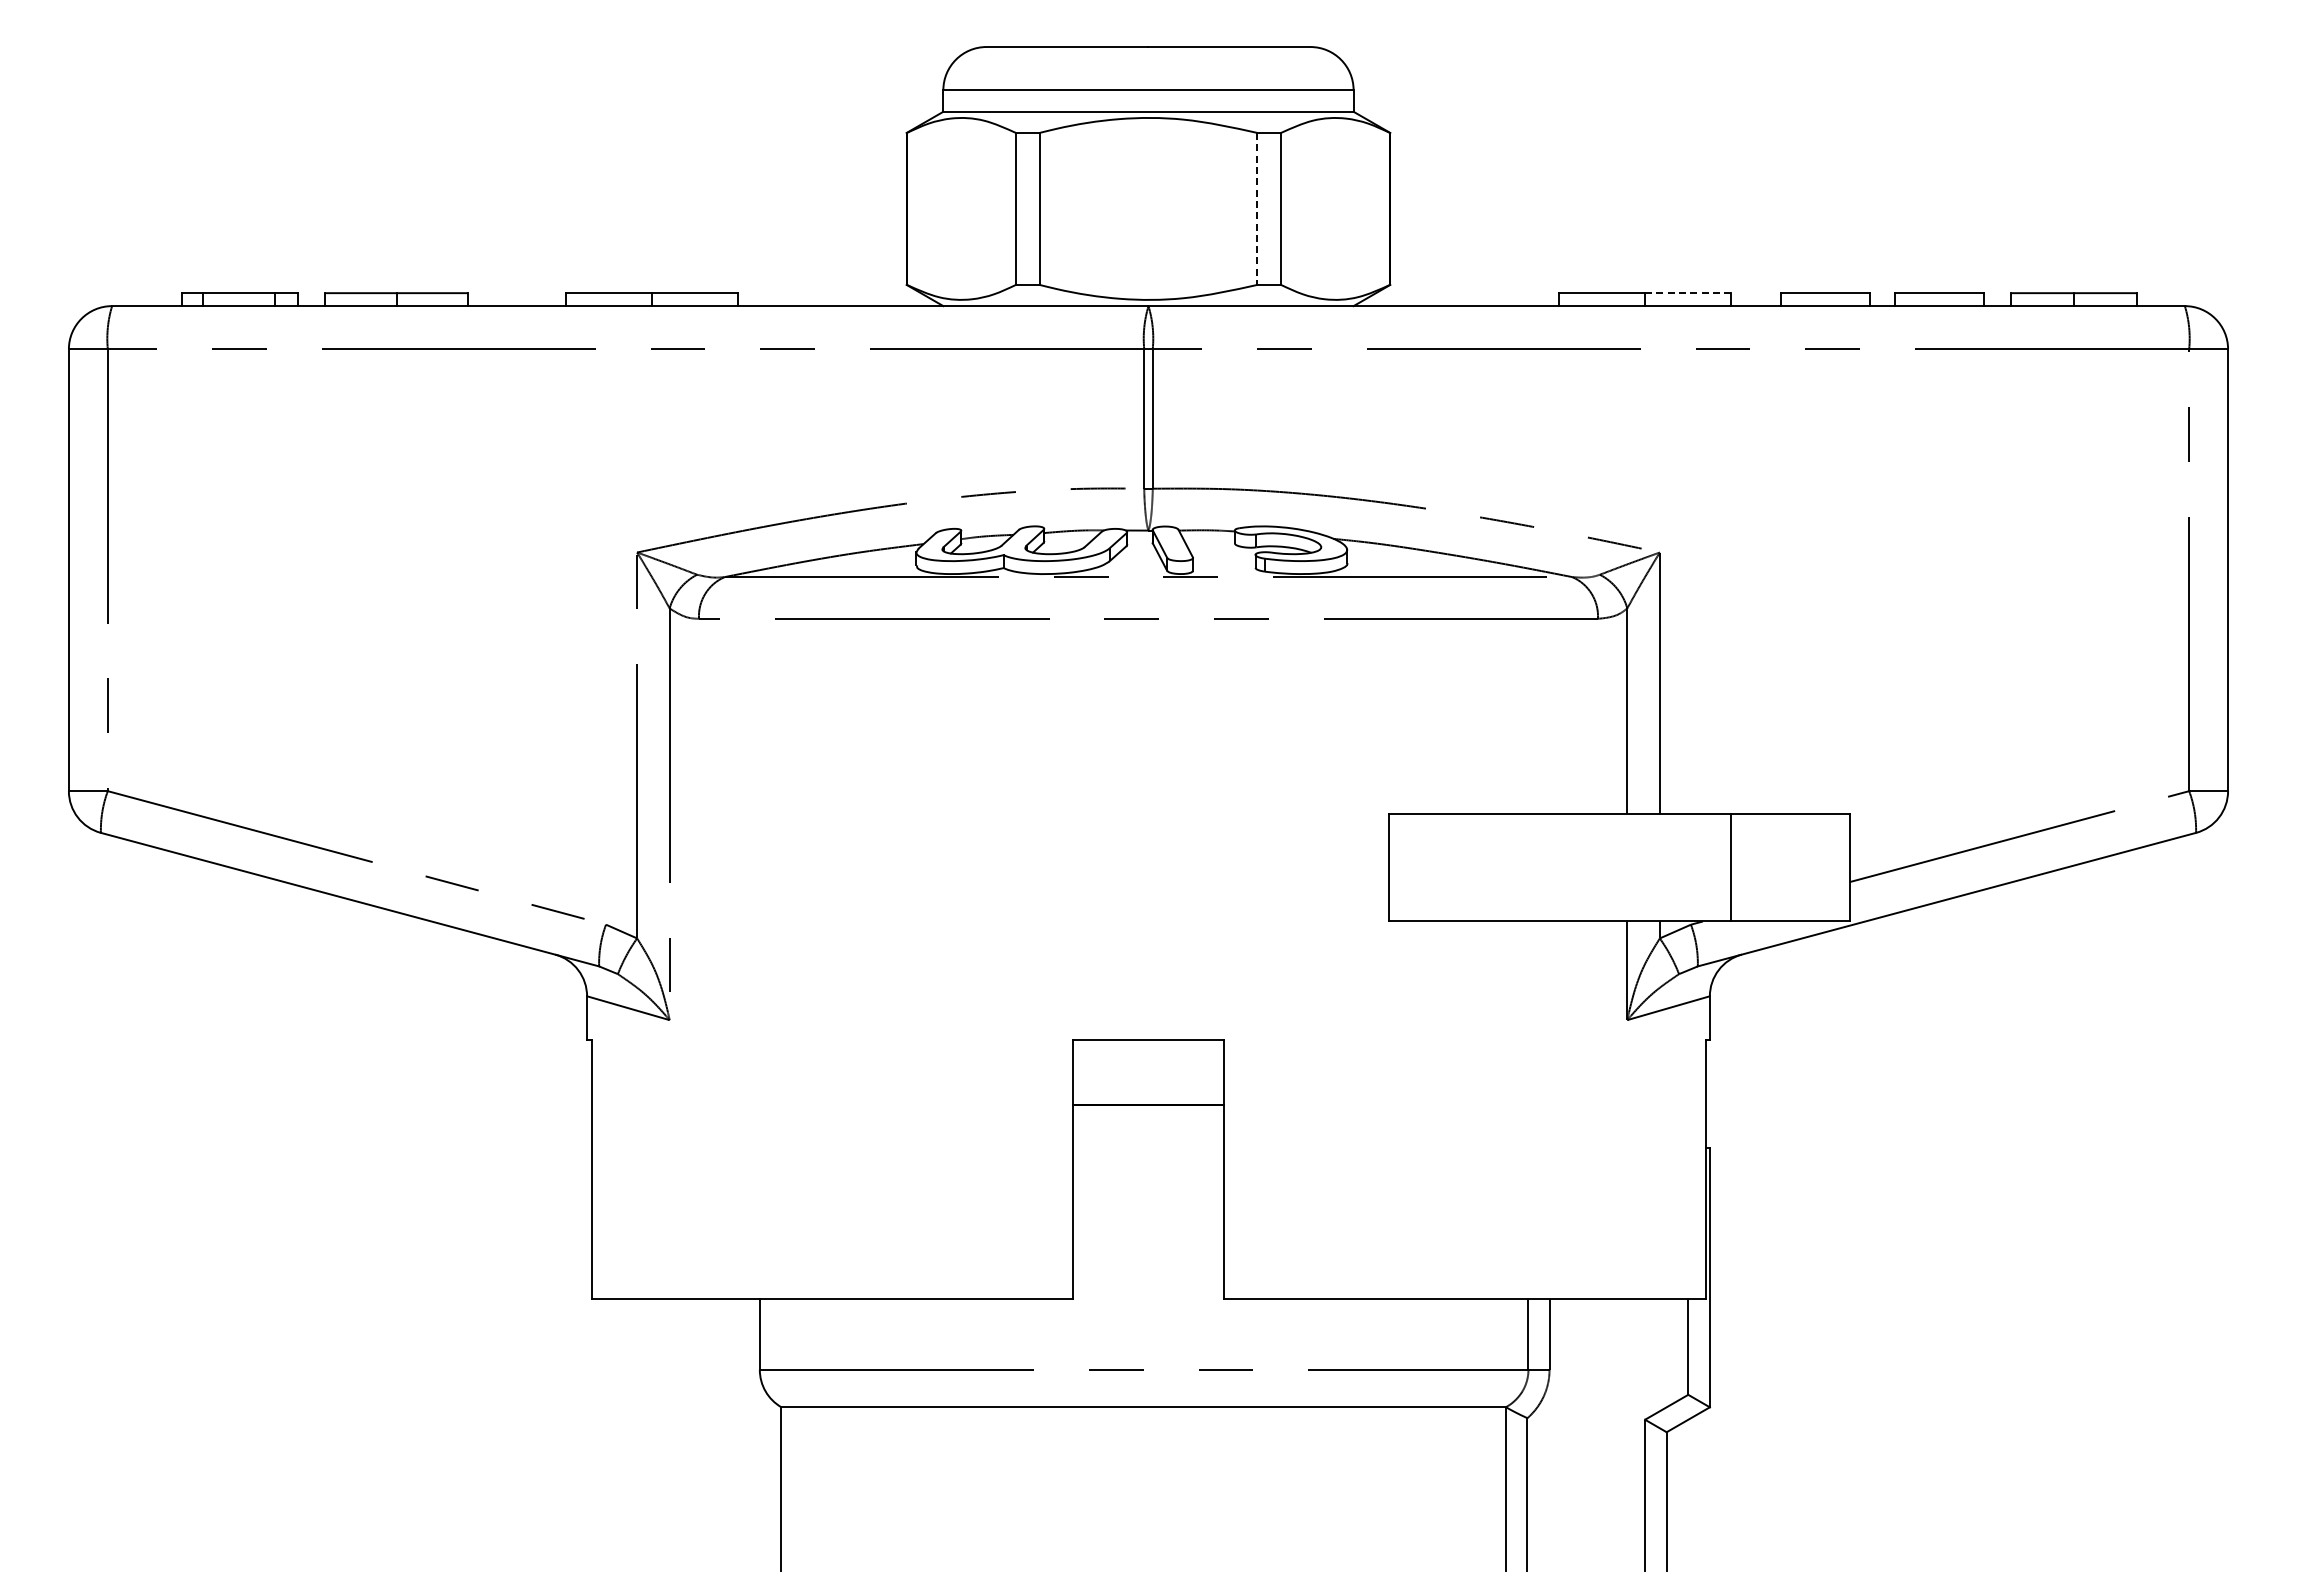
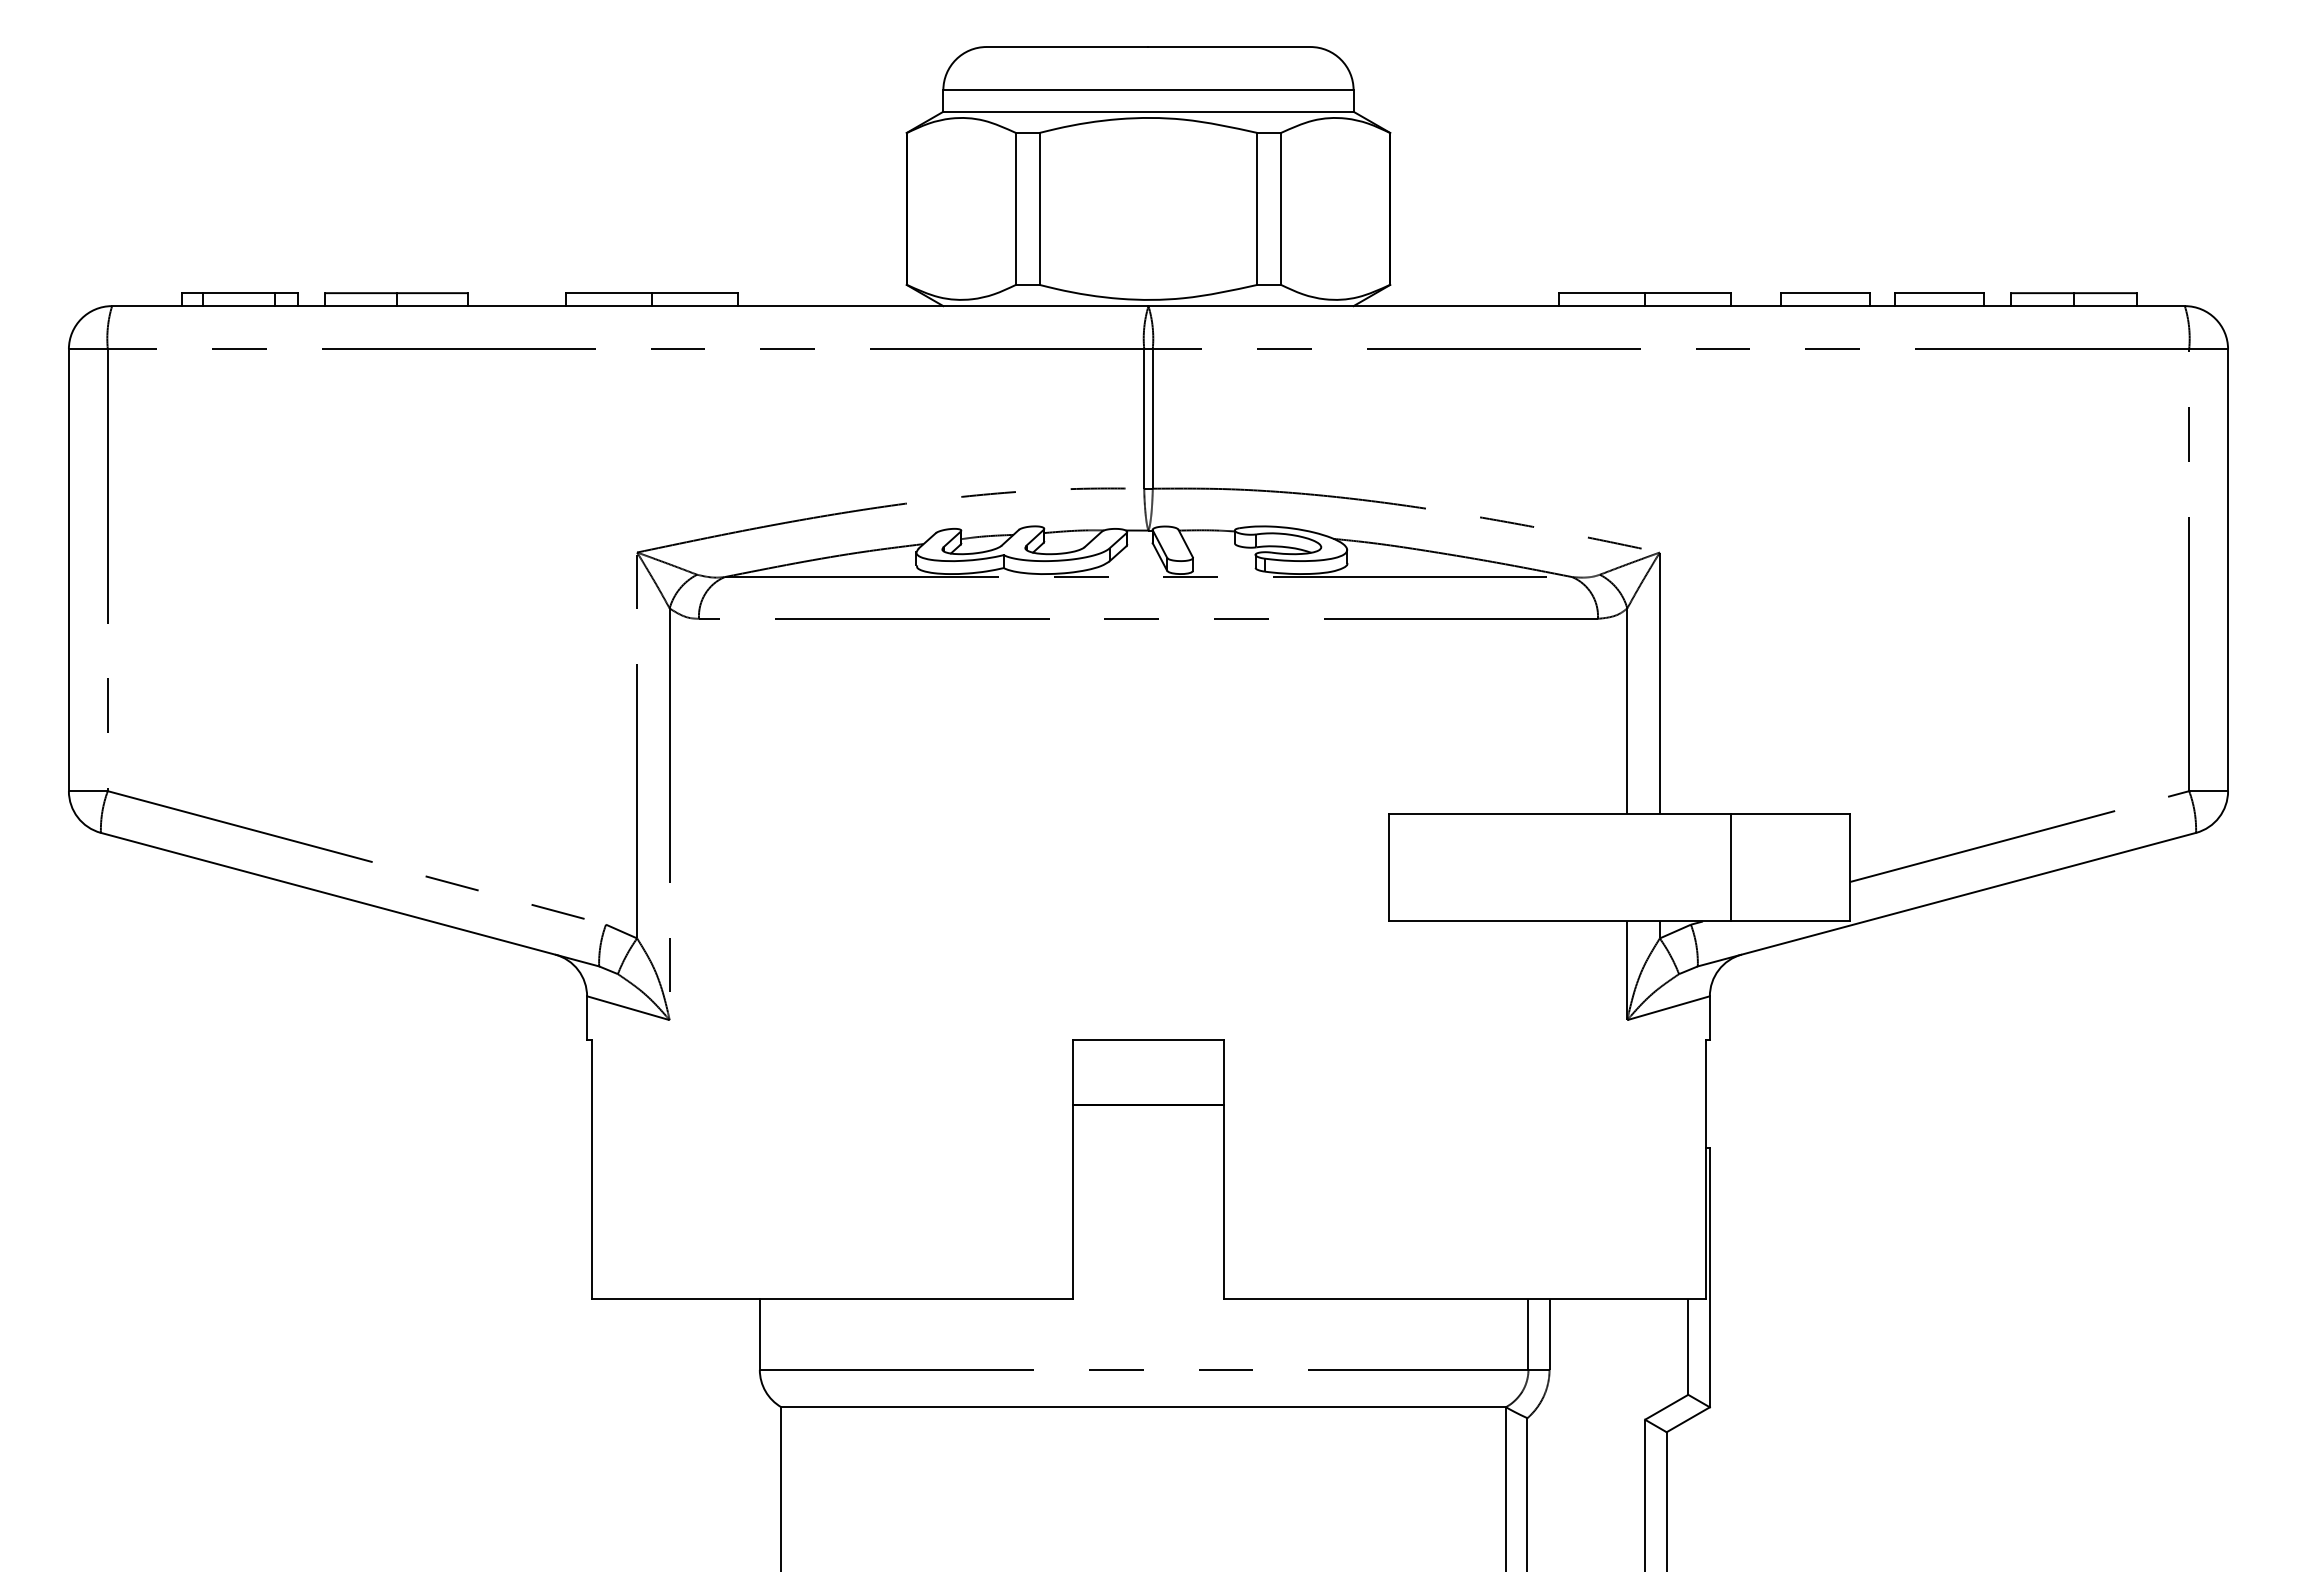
line: dashed -> solid (1257, 208)
line: dashed -> solid (1688, 293)
